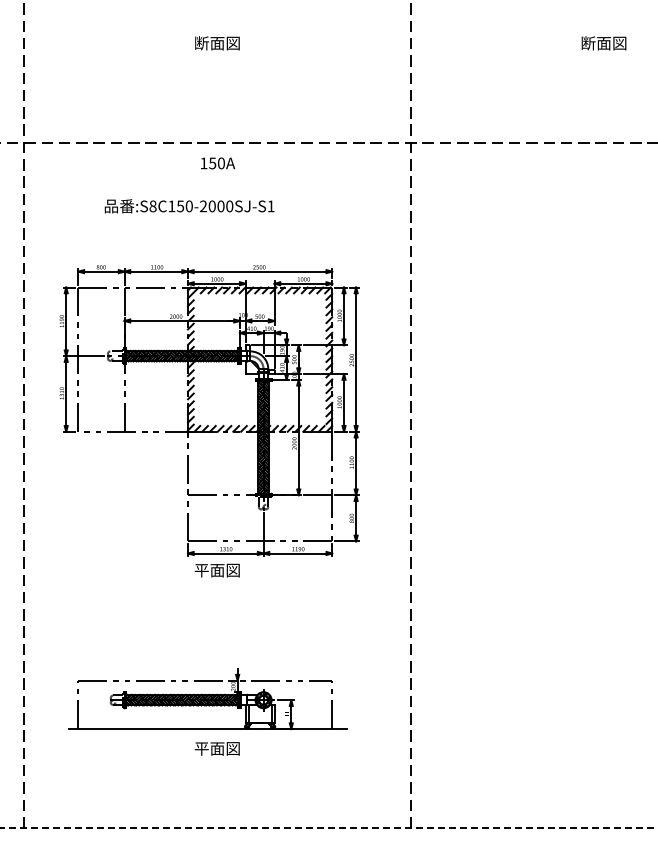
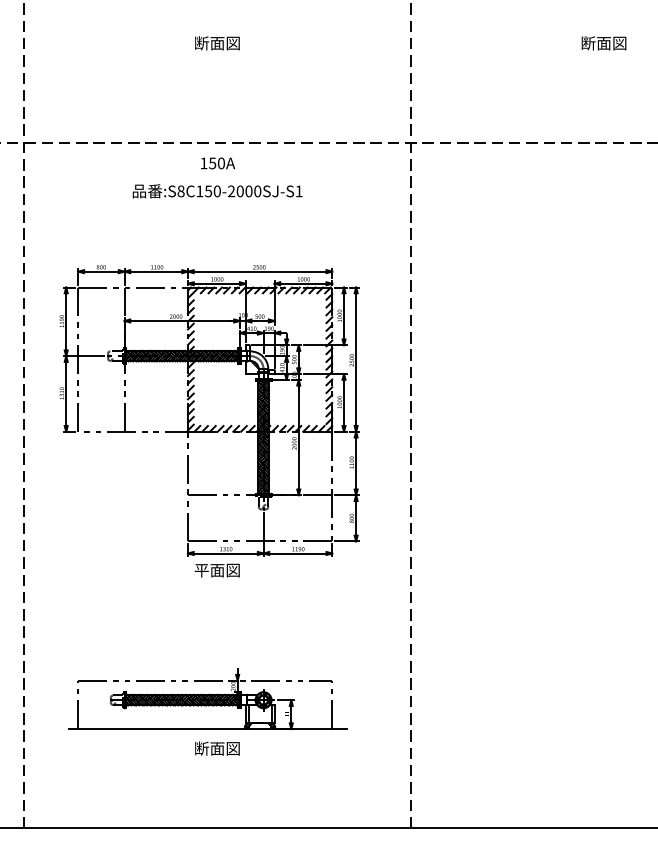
text position: (189, 206) -> (217, 191) (217, 191)
text: 平面図 -> 断面図 (201, 748)
line: dashed -> solid (329, 828)
